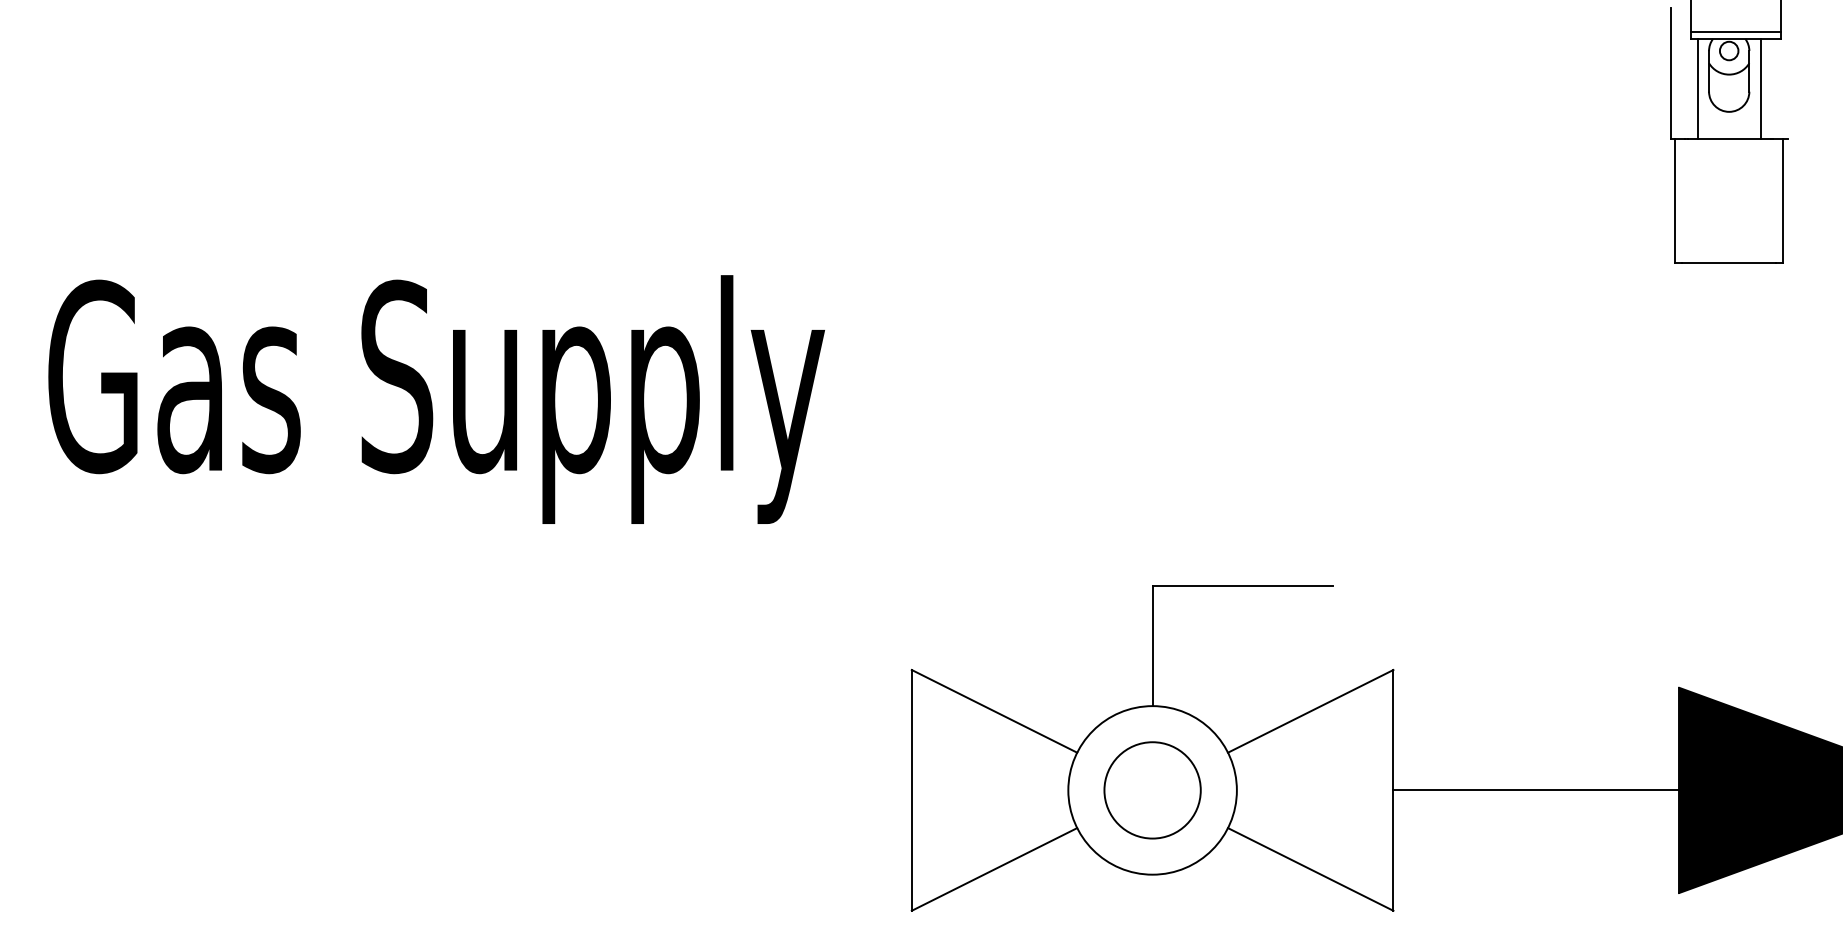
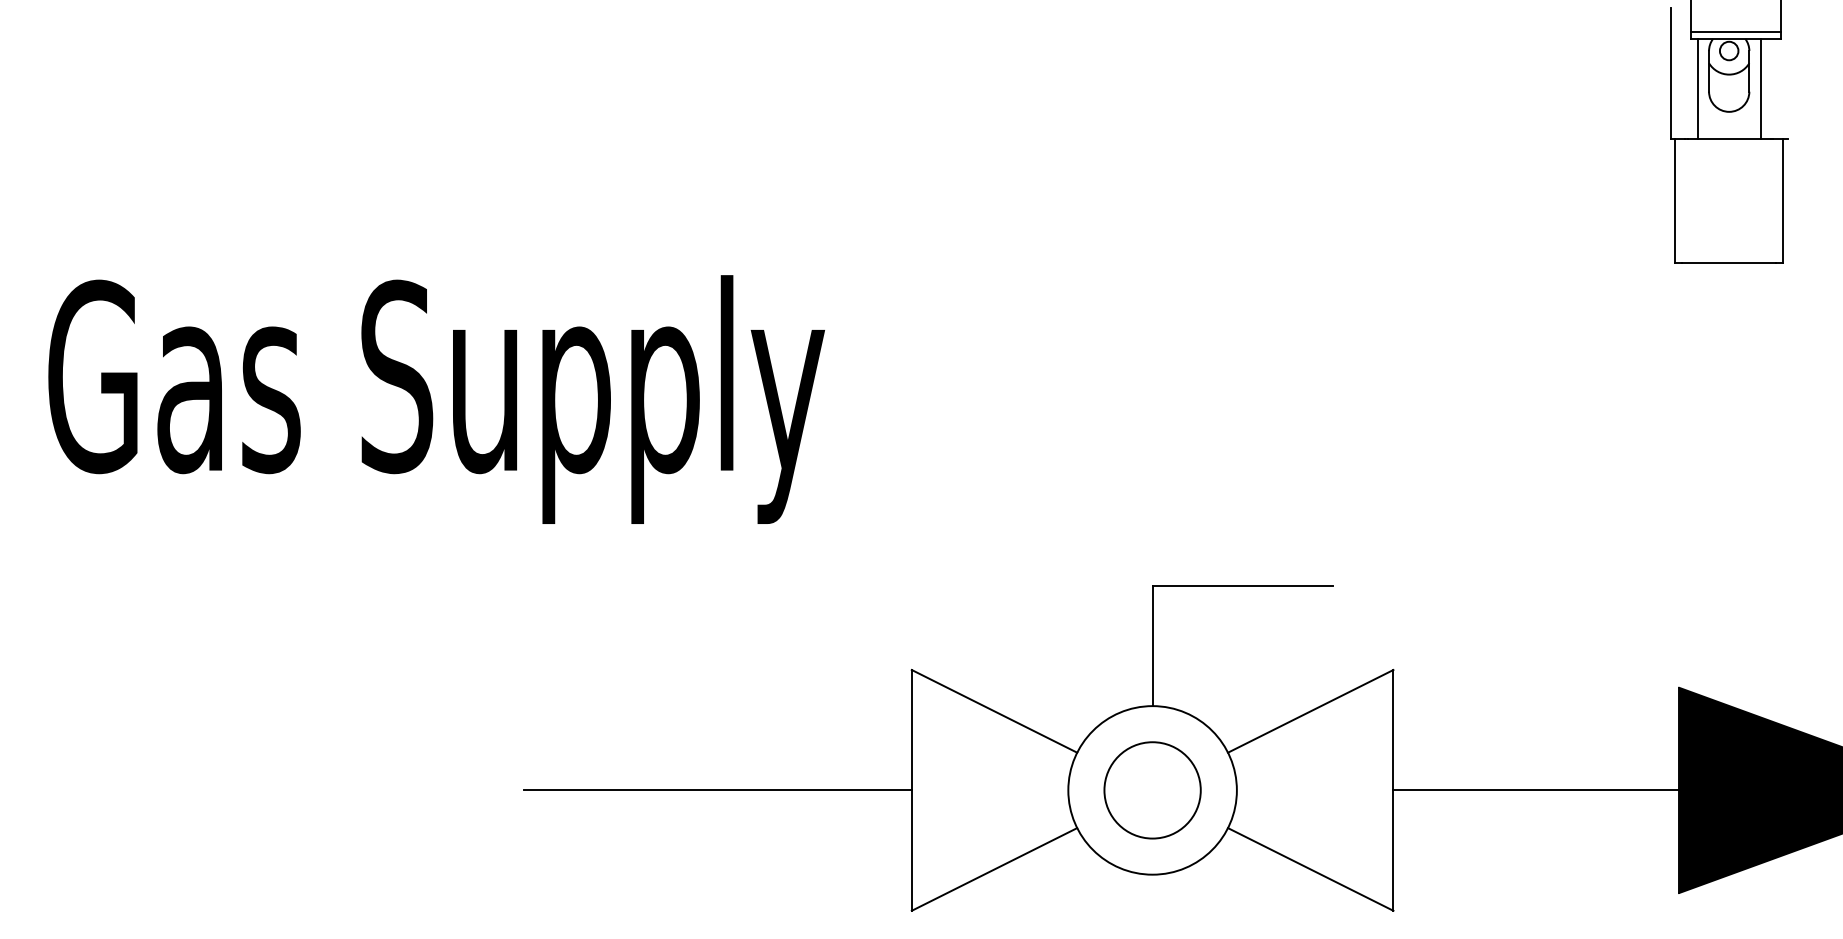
line: none -> present (717, 790)
